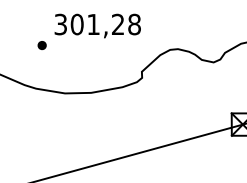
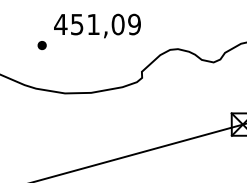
text: 301,28 -> 451,09 (97, 24)
